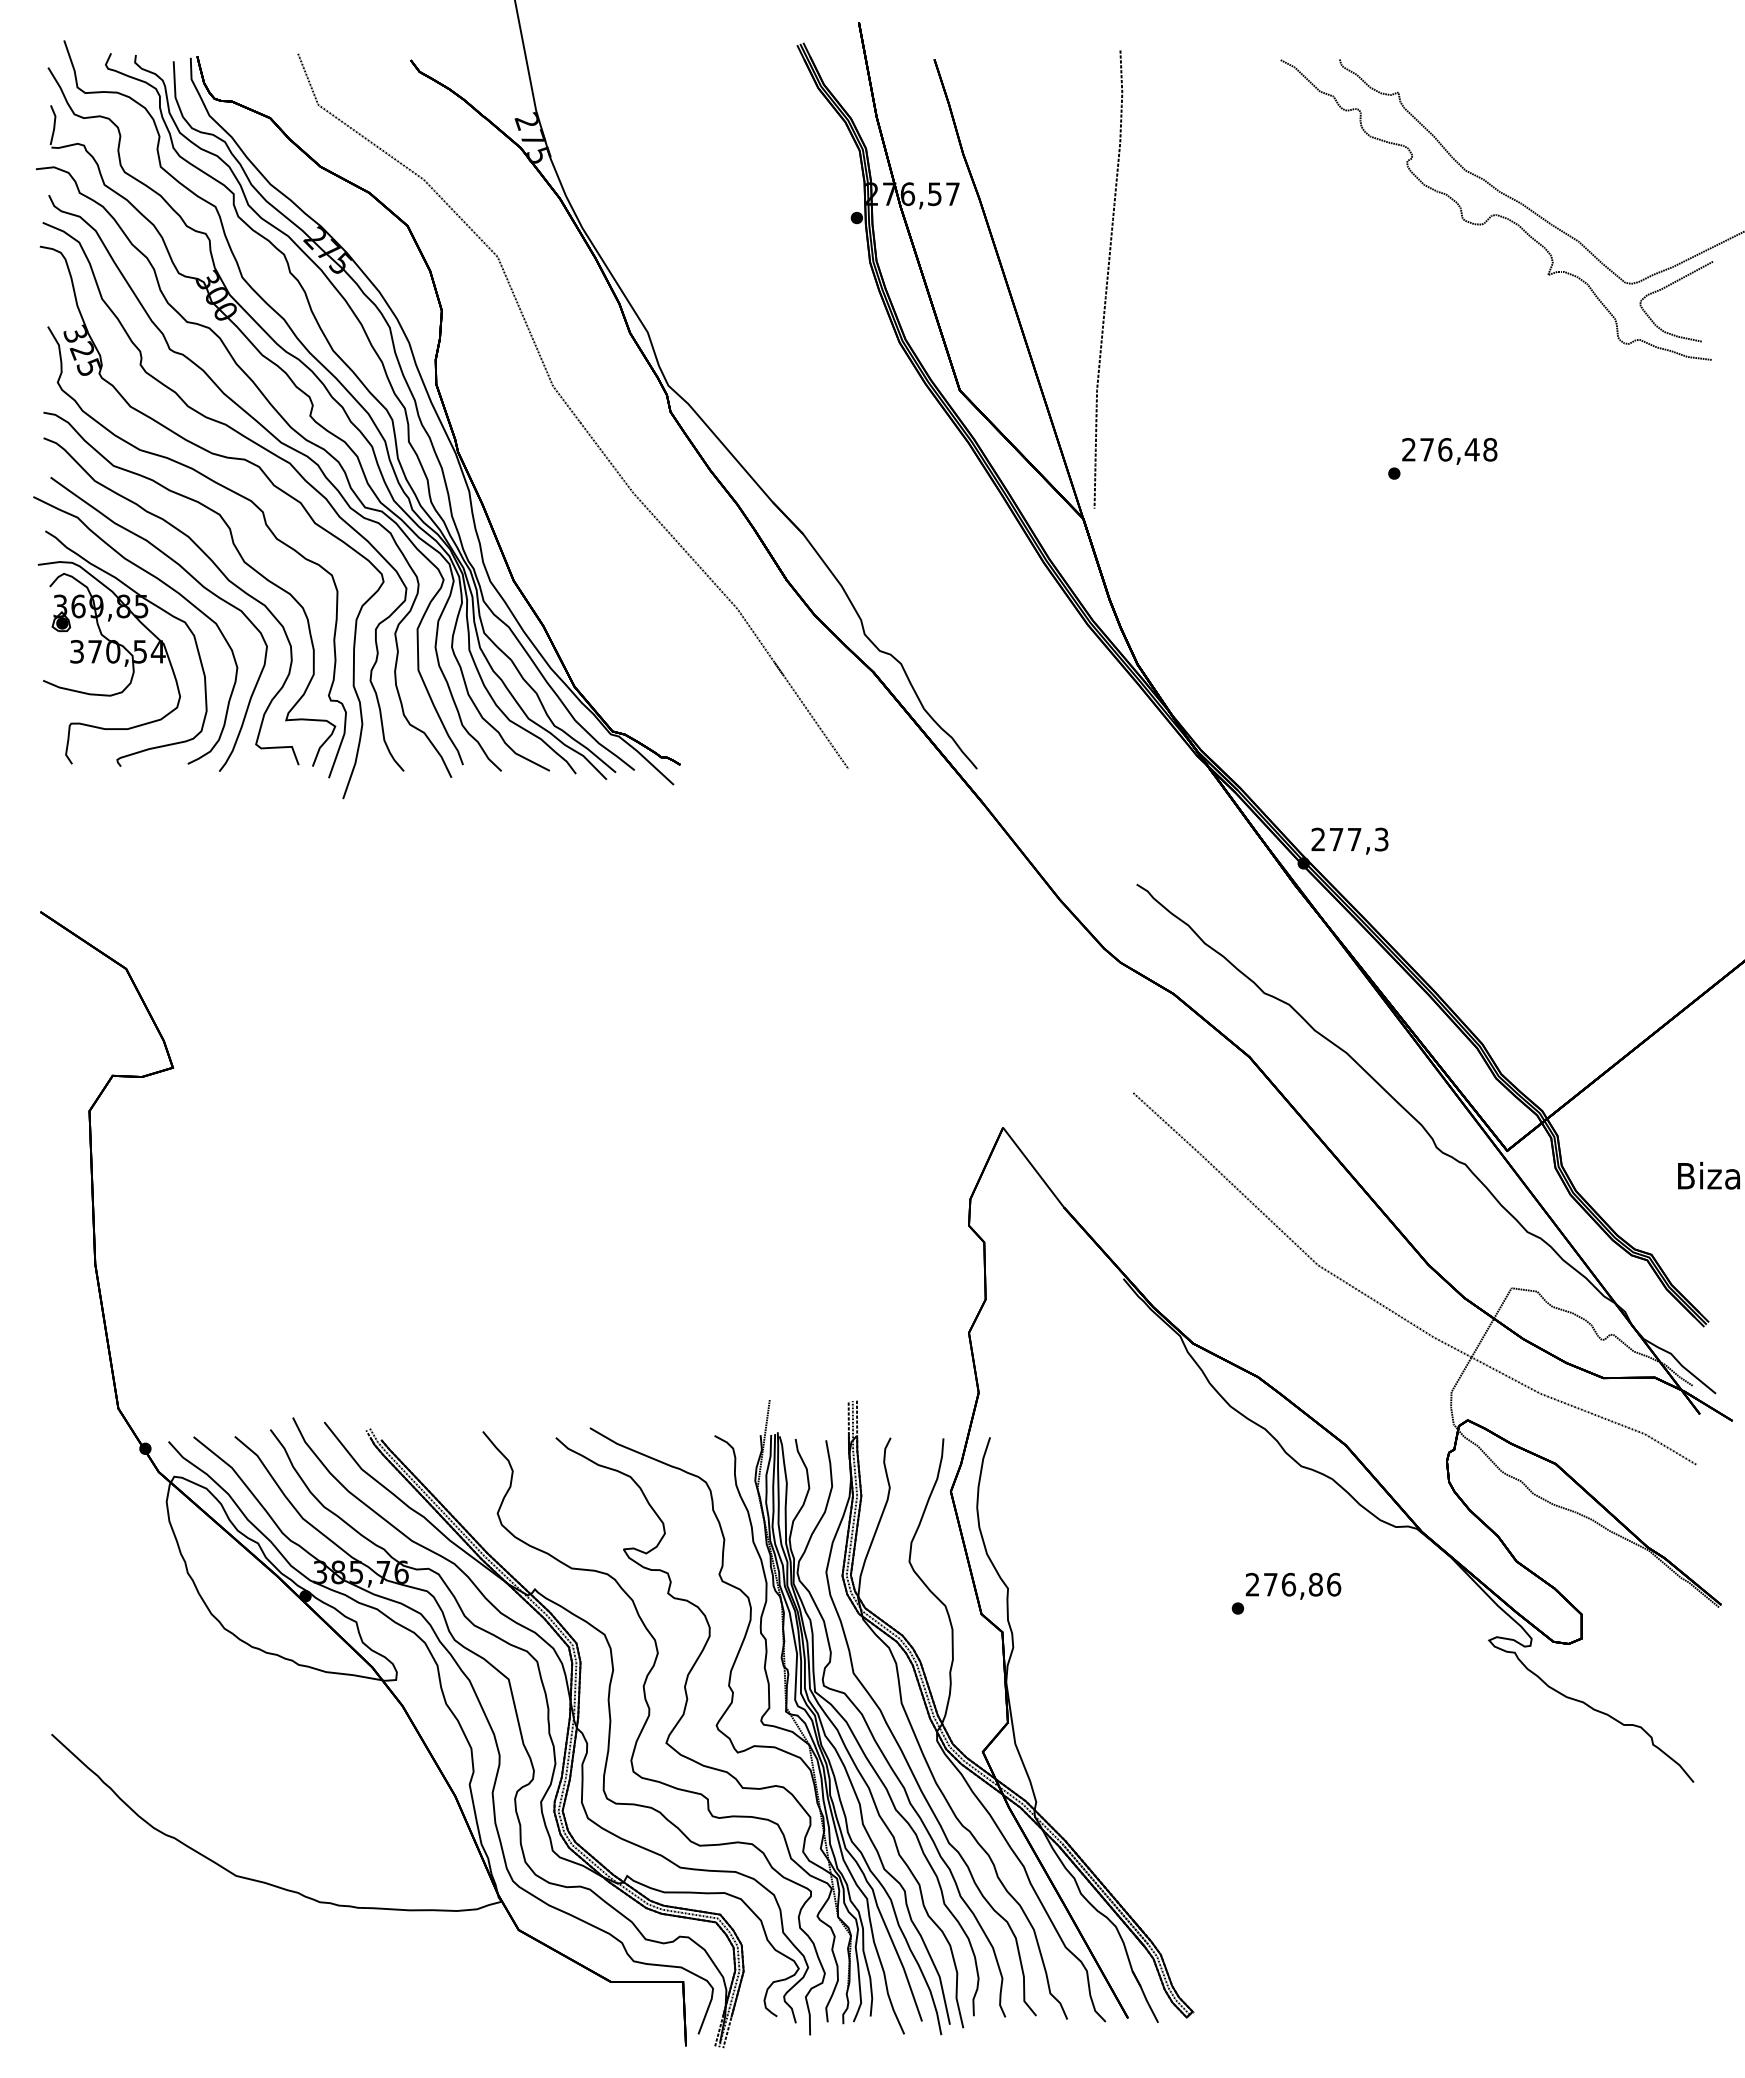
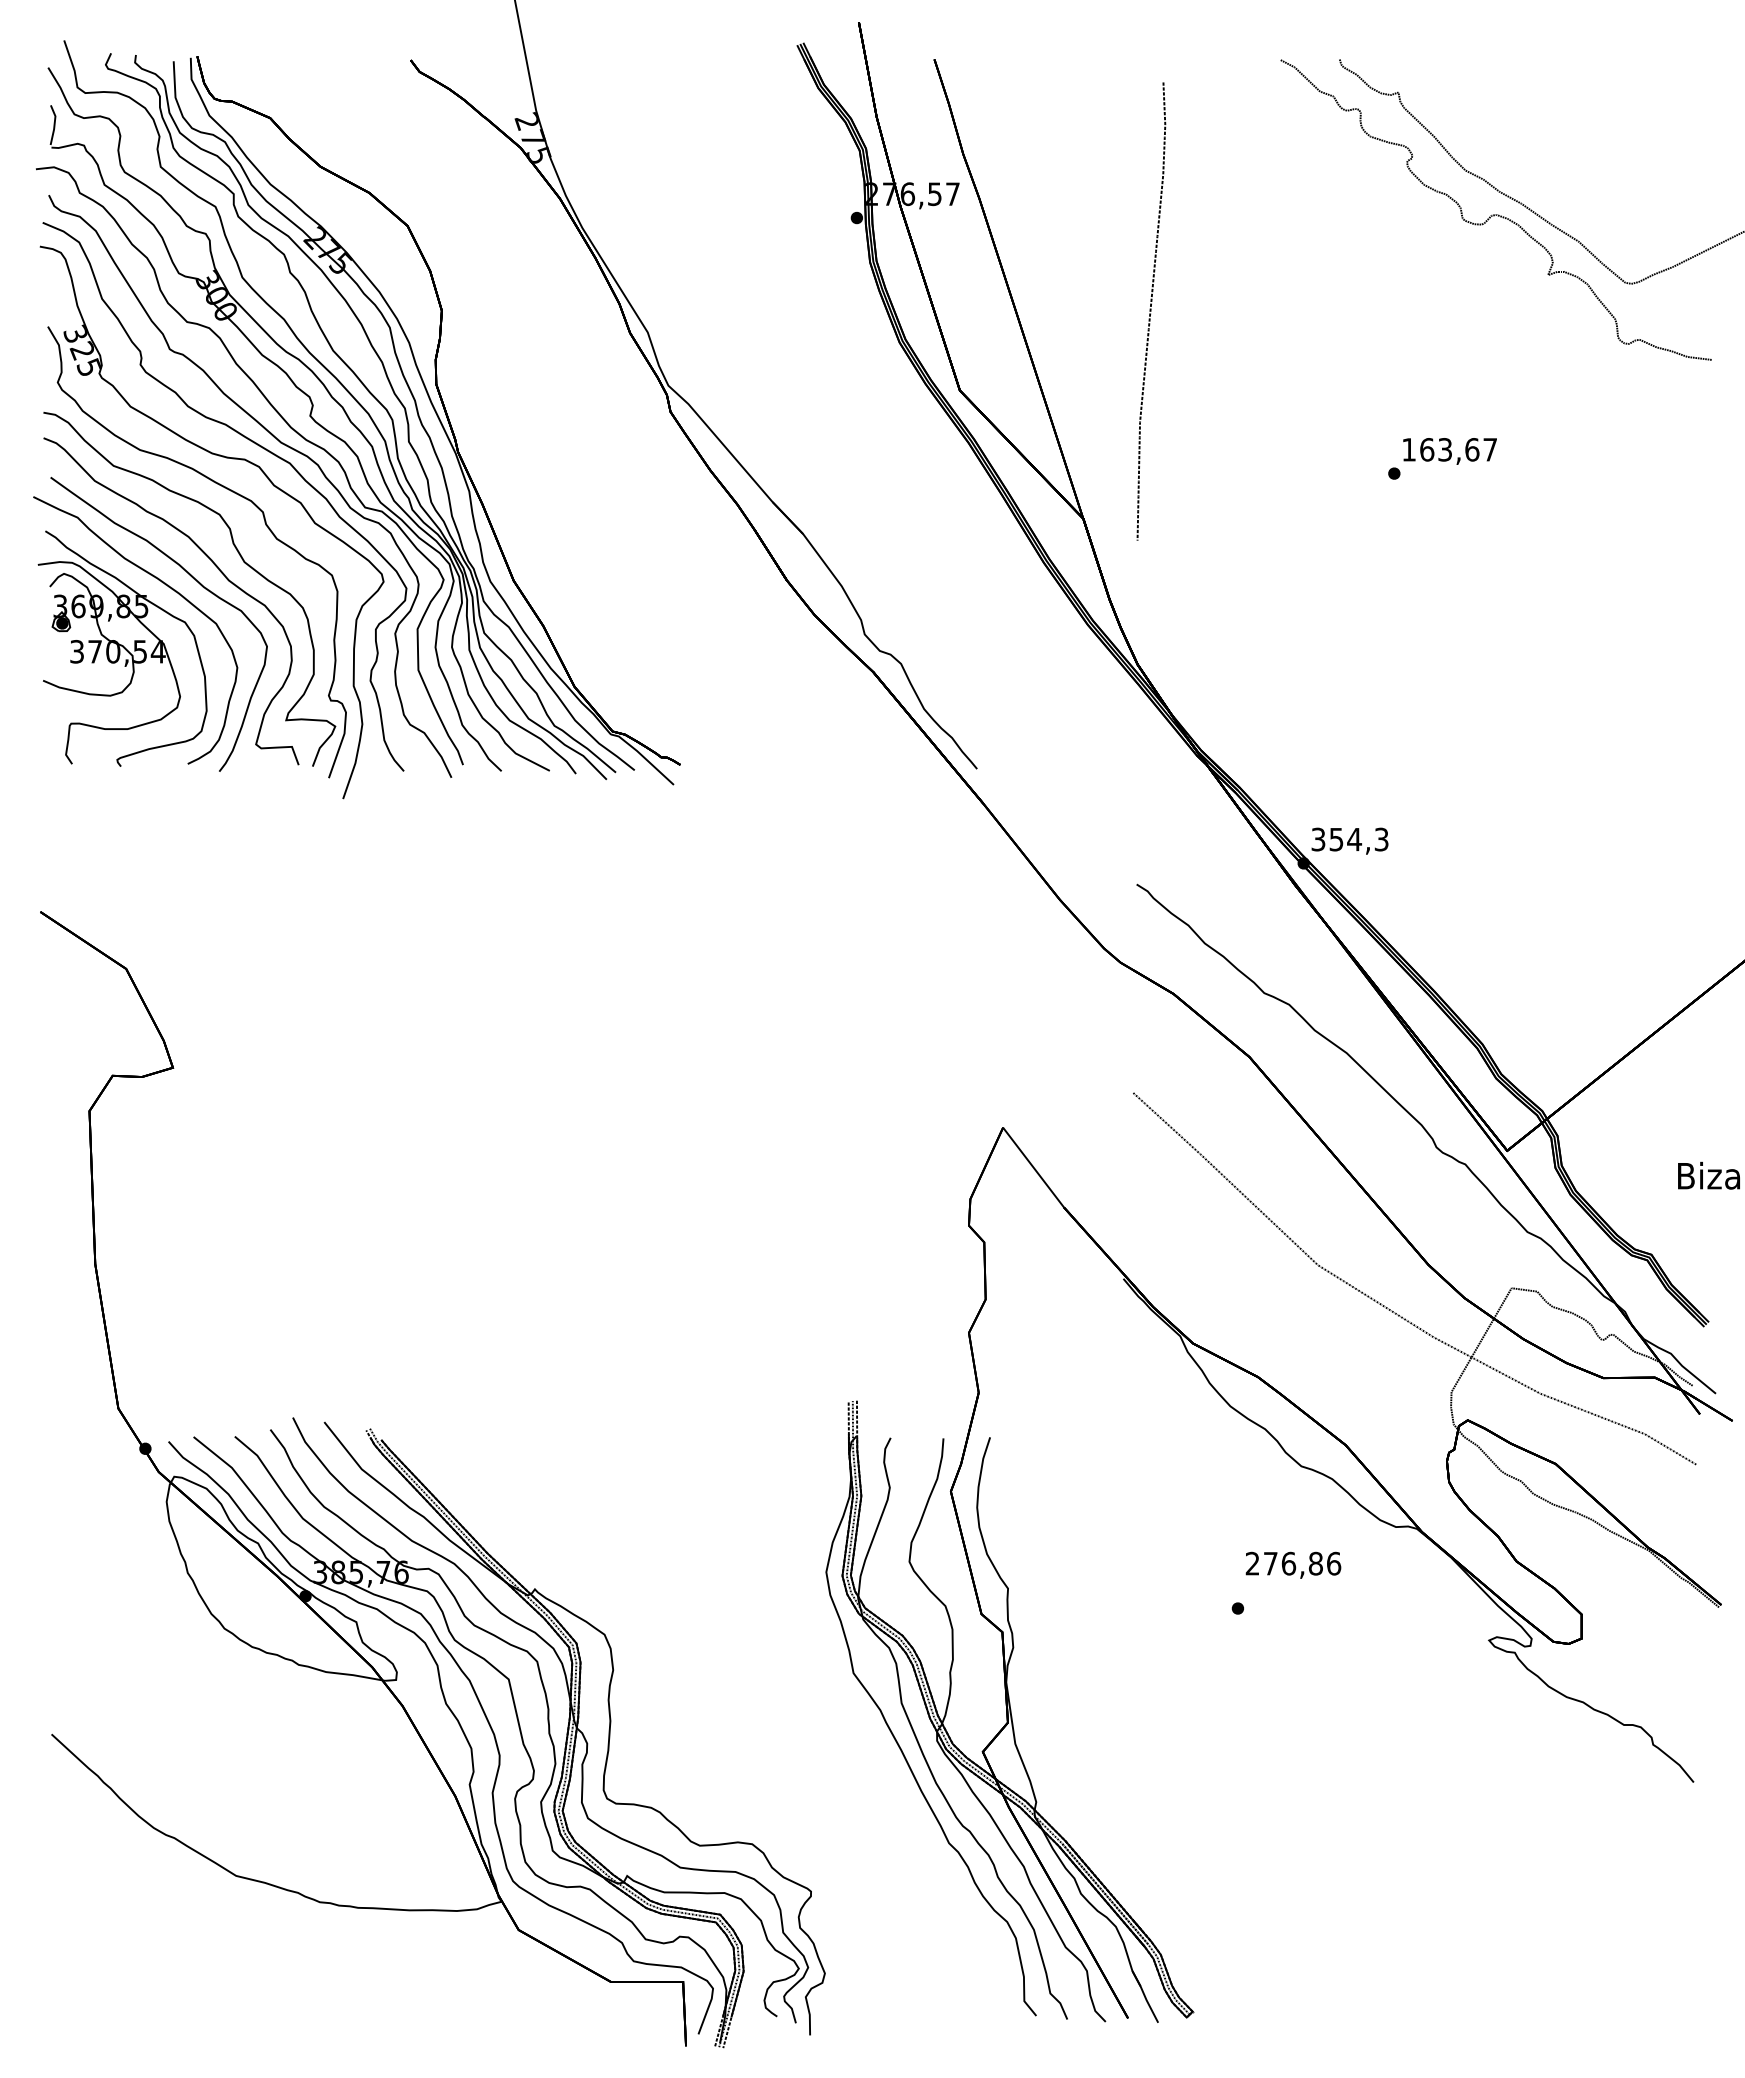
curve position: (1108, 279) -> (1151, 311) (1151, 311)
curve: present -> none (1669, 286)
part: present -> none (572, 411)
text: 276,48 -> 163,67 (1449, 449)
text: 277,3 -> 354,3 (1336, 839)
text position: (1293, 1585) -> (1293, 1564) (1293, 1564)
part: present -> none (760, 1718)
